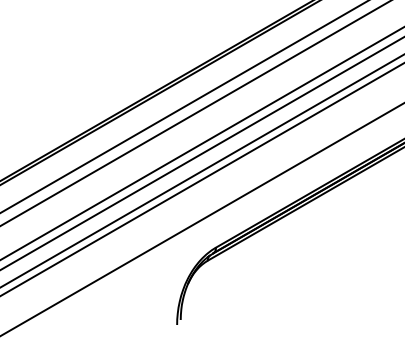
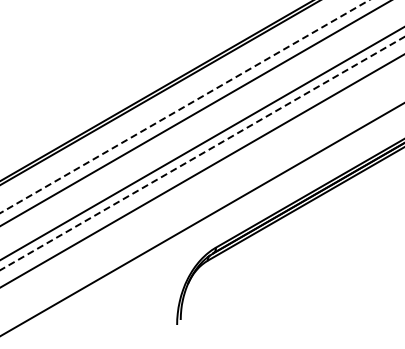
line: solid -> dashed (185, 106)
line: solid -> dashed (202, 153)
line: present -> none (201, 179)
